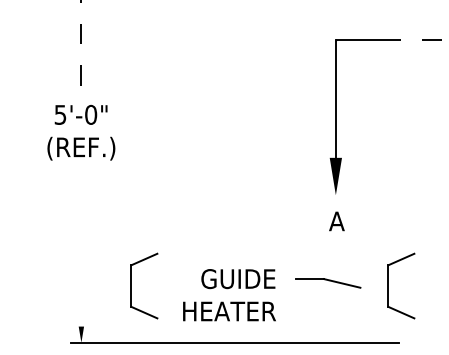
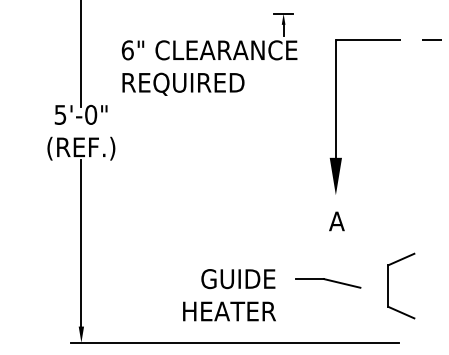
line: dashed -> solid (81, 53)
part: none -> present (209, 54)
line: none -> present (81, 243)
part: present -> none (131, 285)
